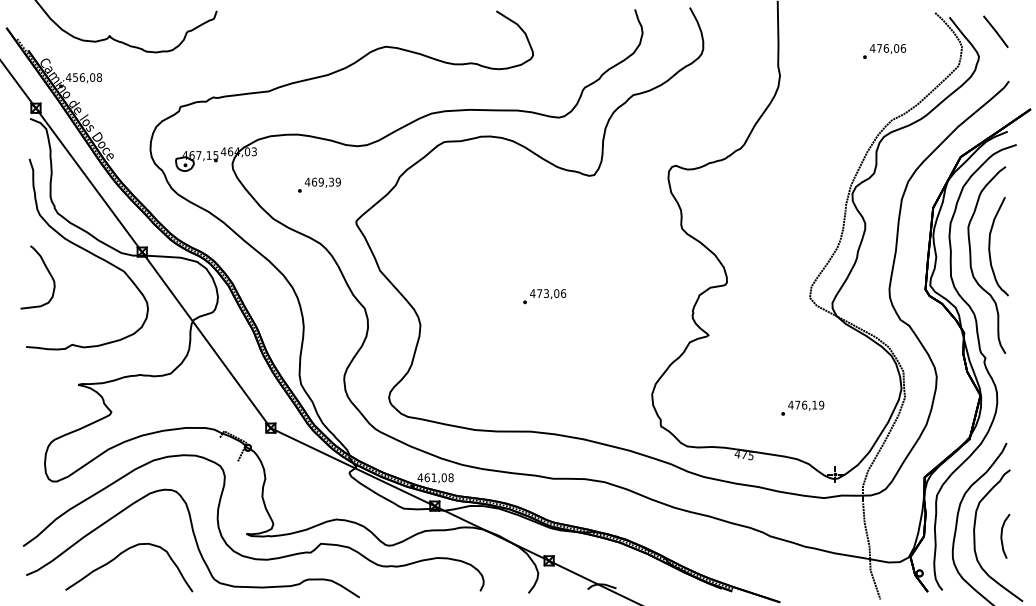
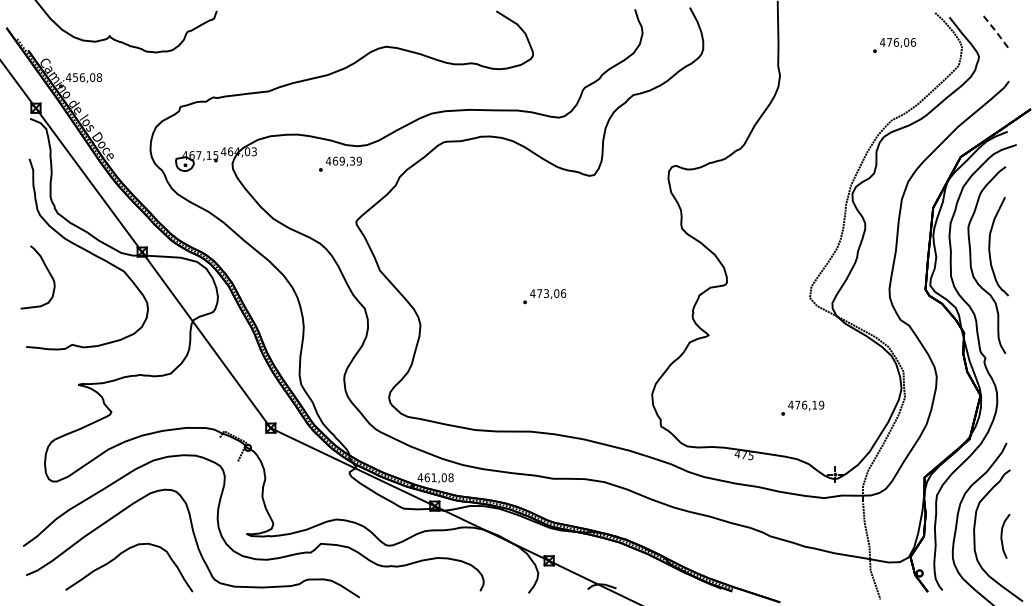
line: solid -> dashed (996, 31)
text position: (884, 51) -> (894, 45) (894, 45)
text position: (319, 184) -> (340, 163) (340, 163)
